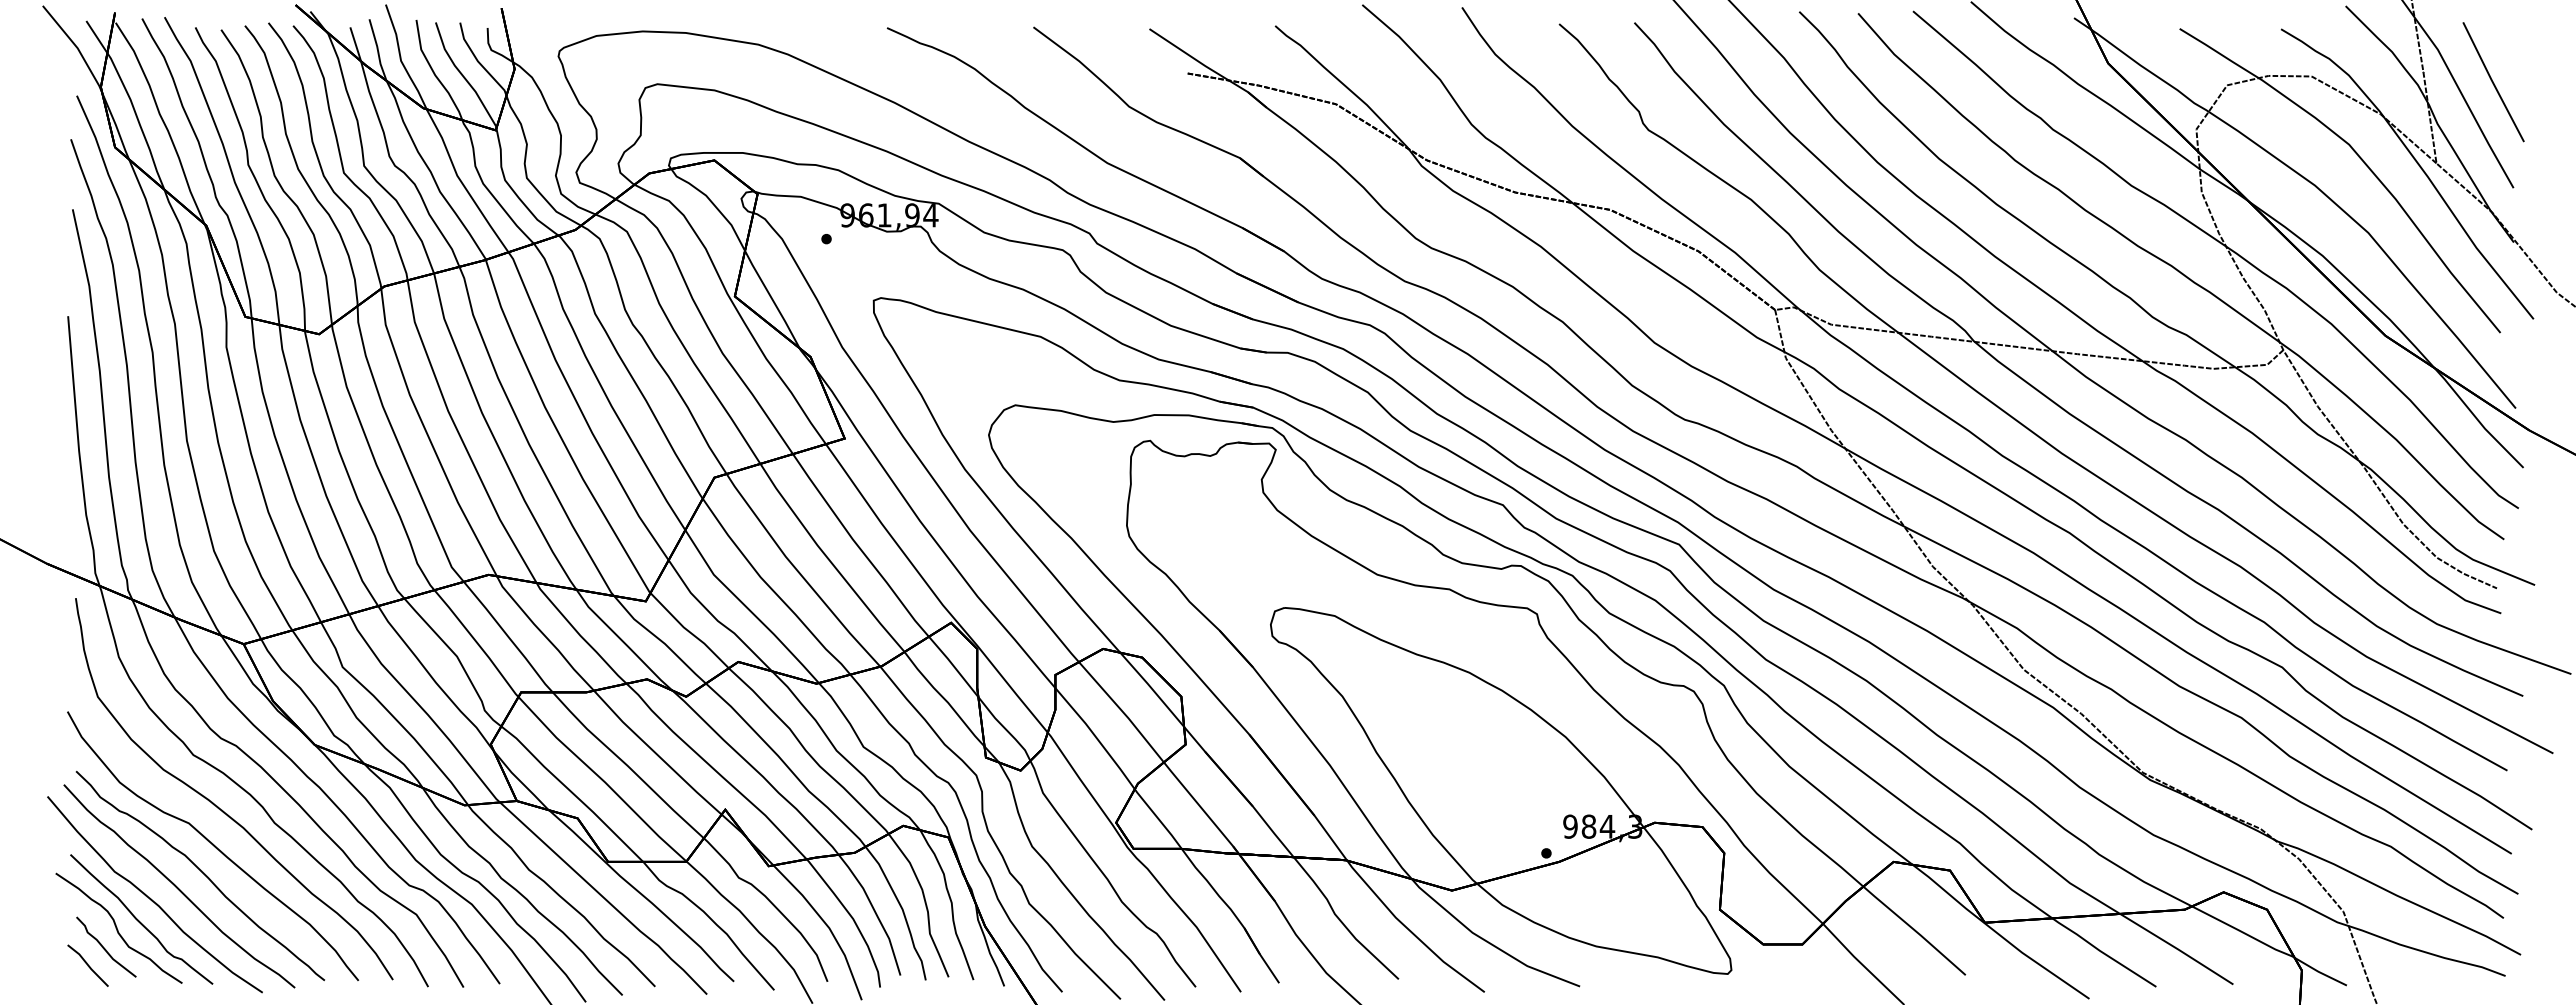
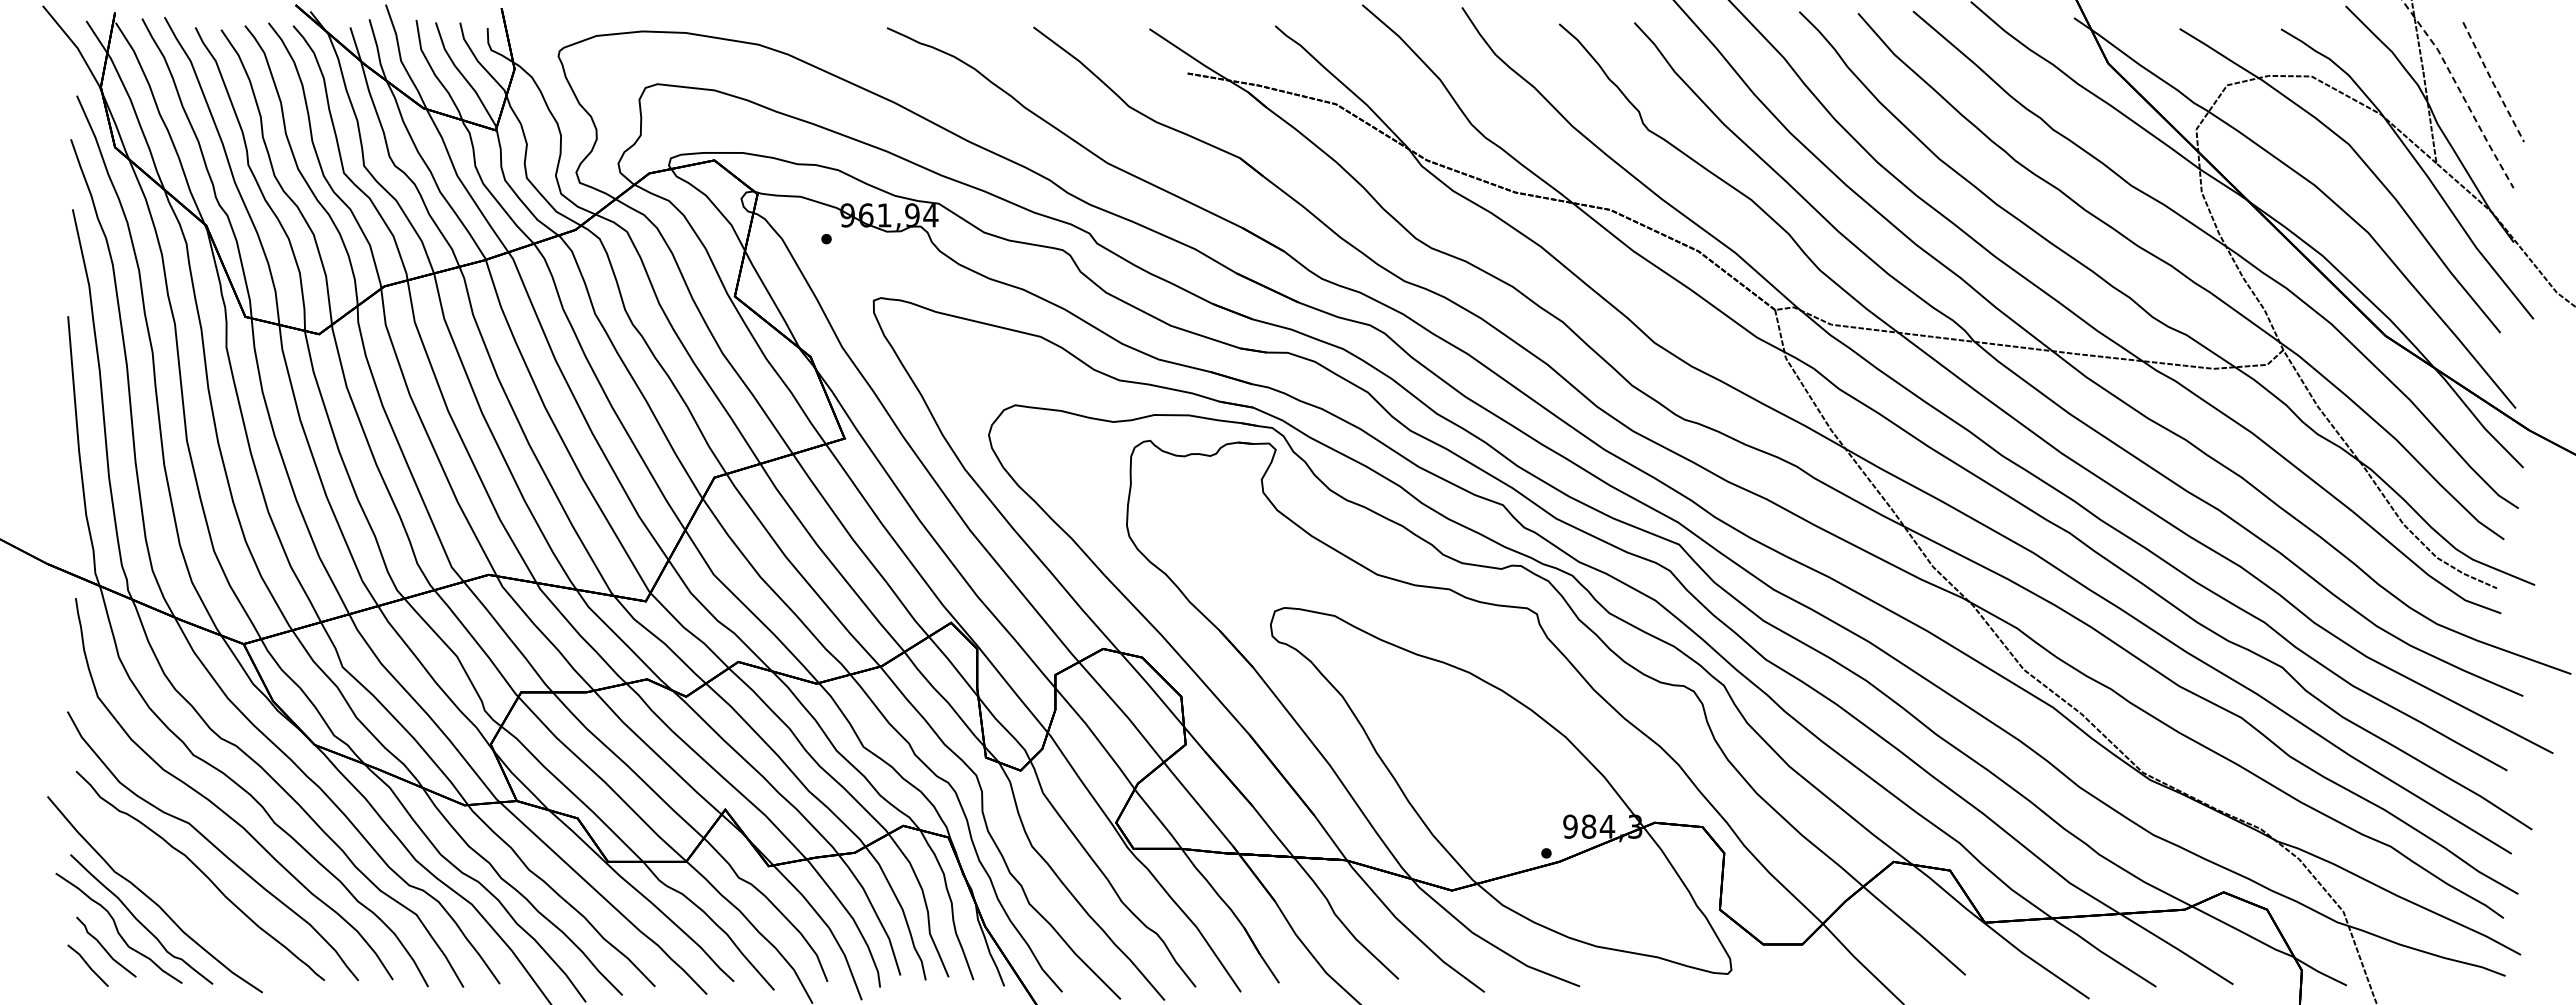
line: solid -> dashed (2492, 82)
line: solid -> dashed (2460, 92)
curve: present -> none (178, 887)
